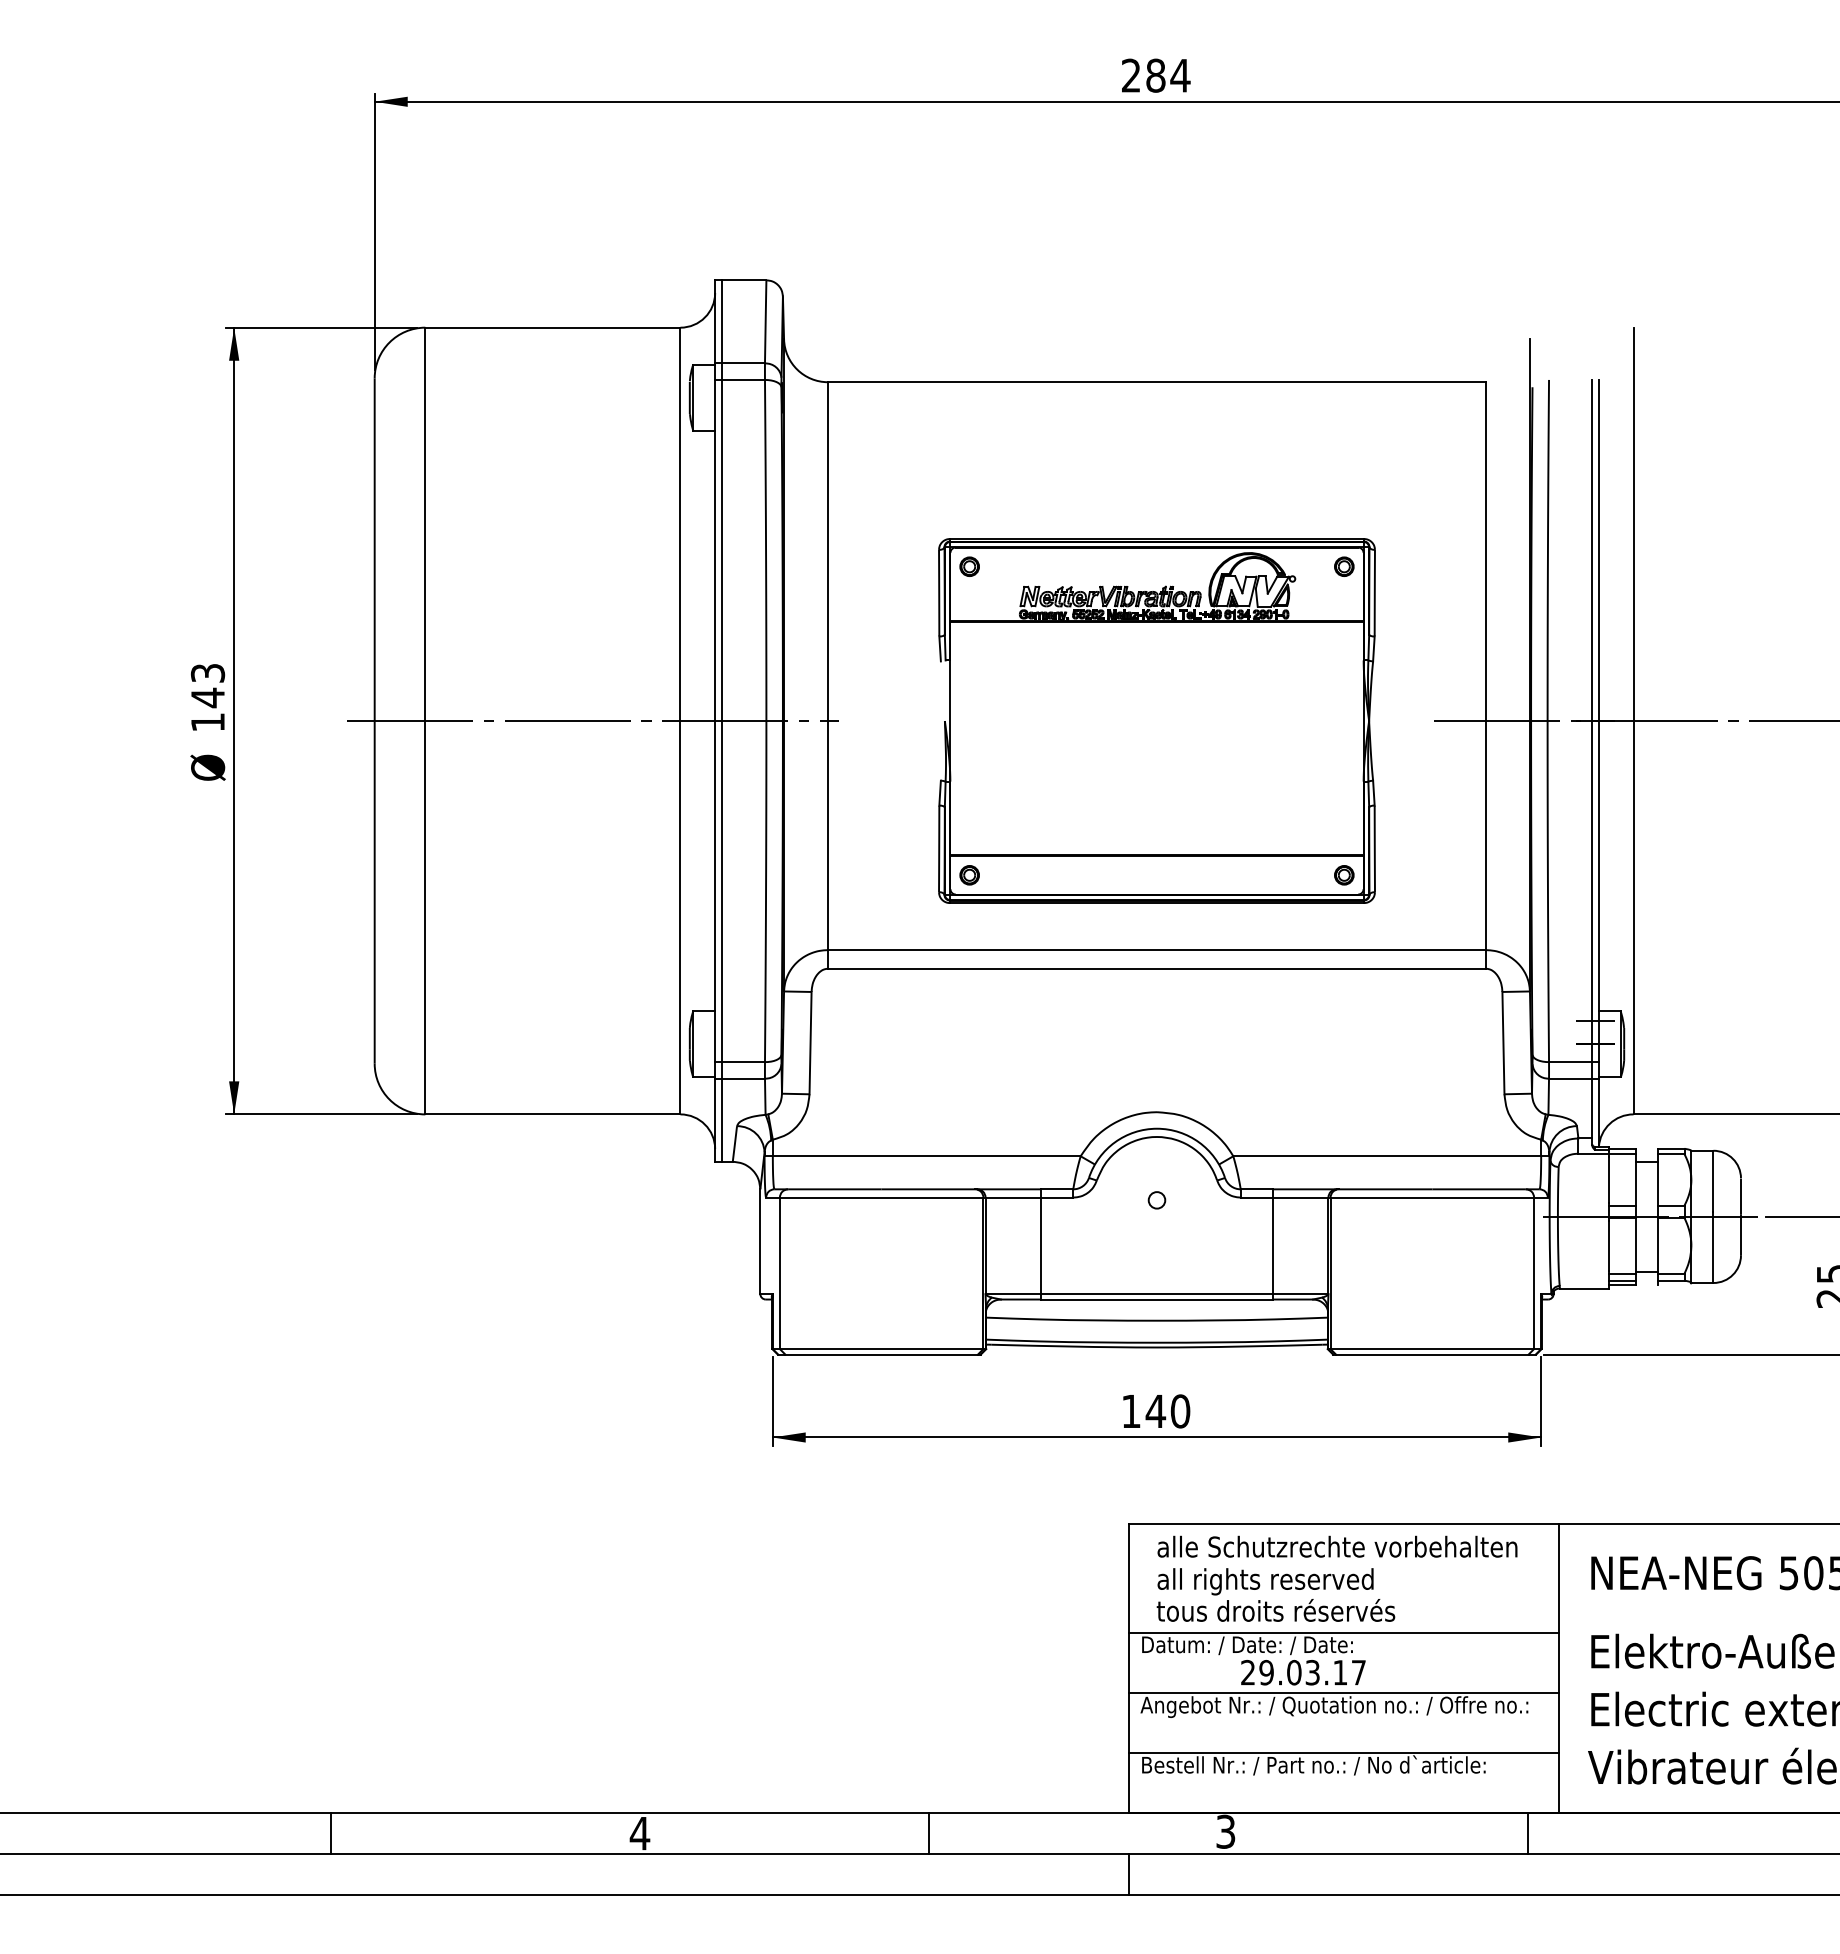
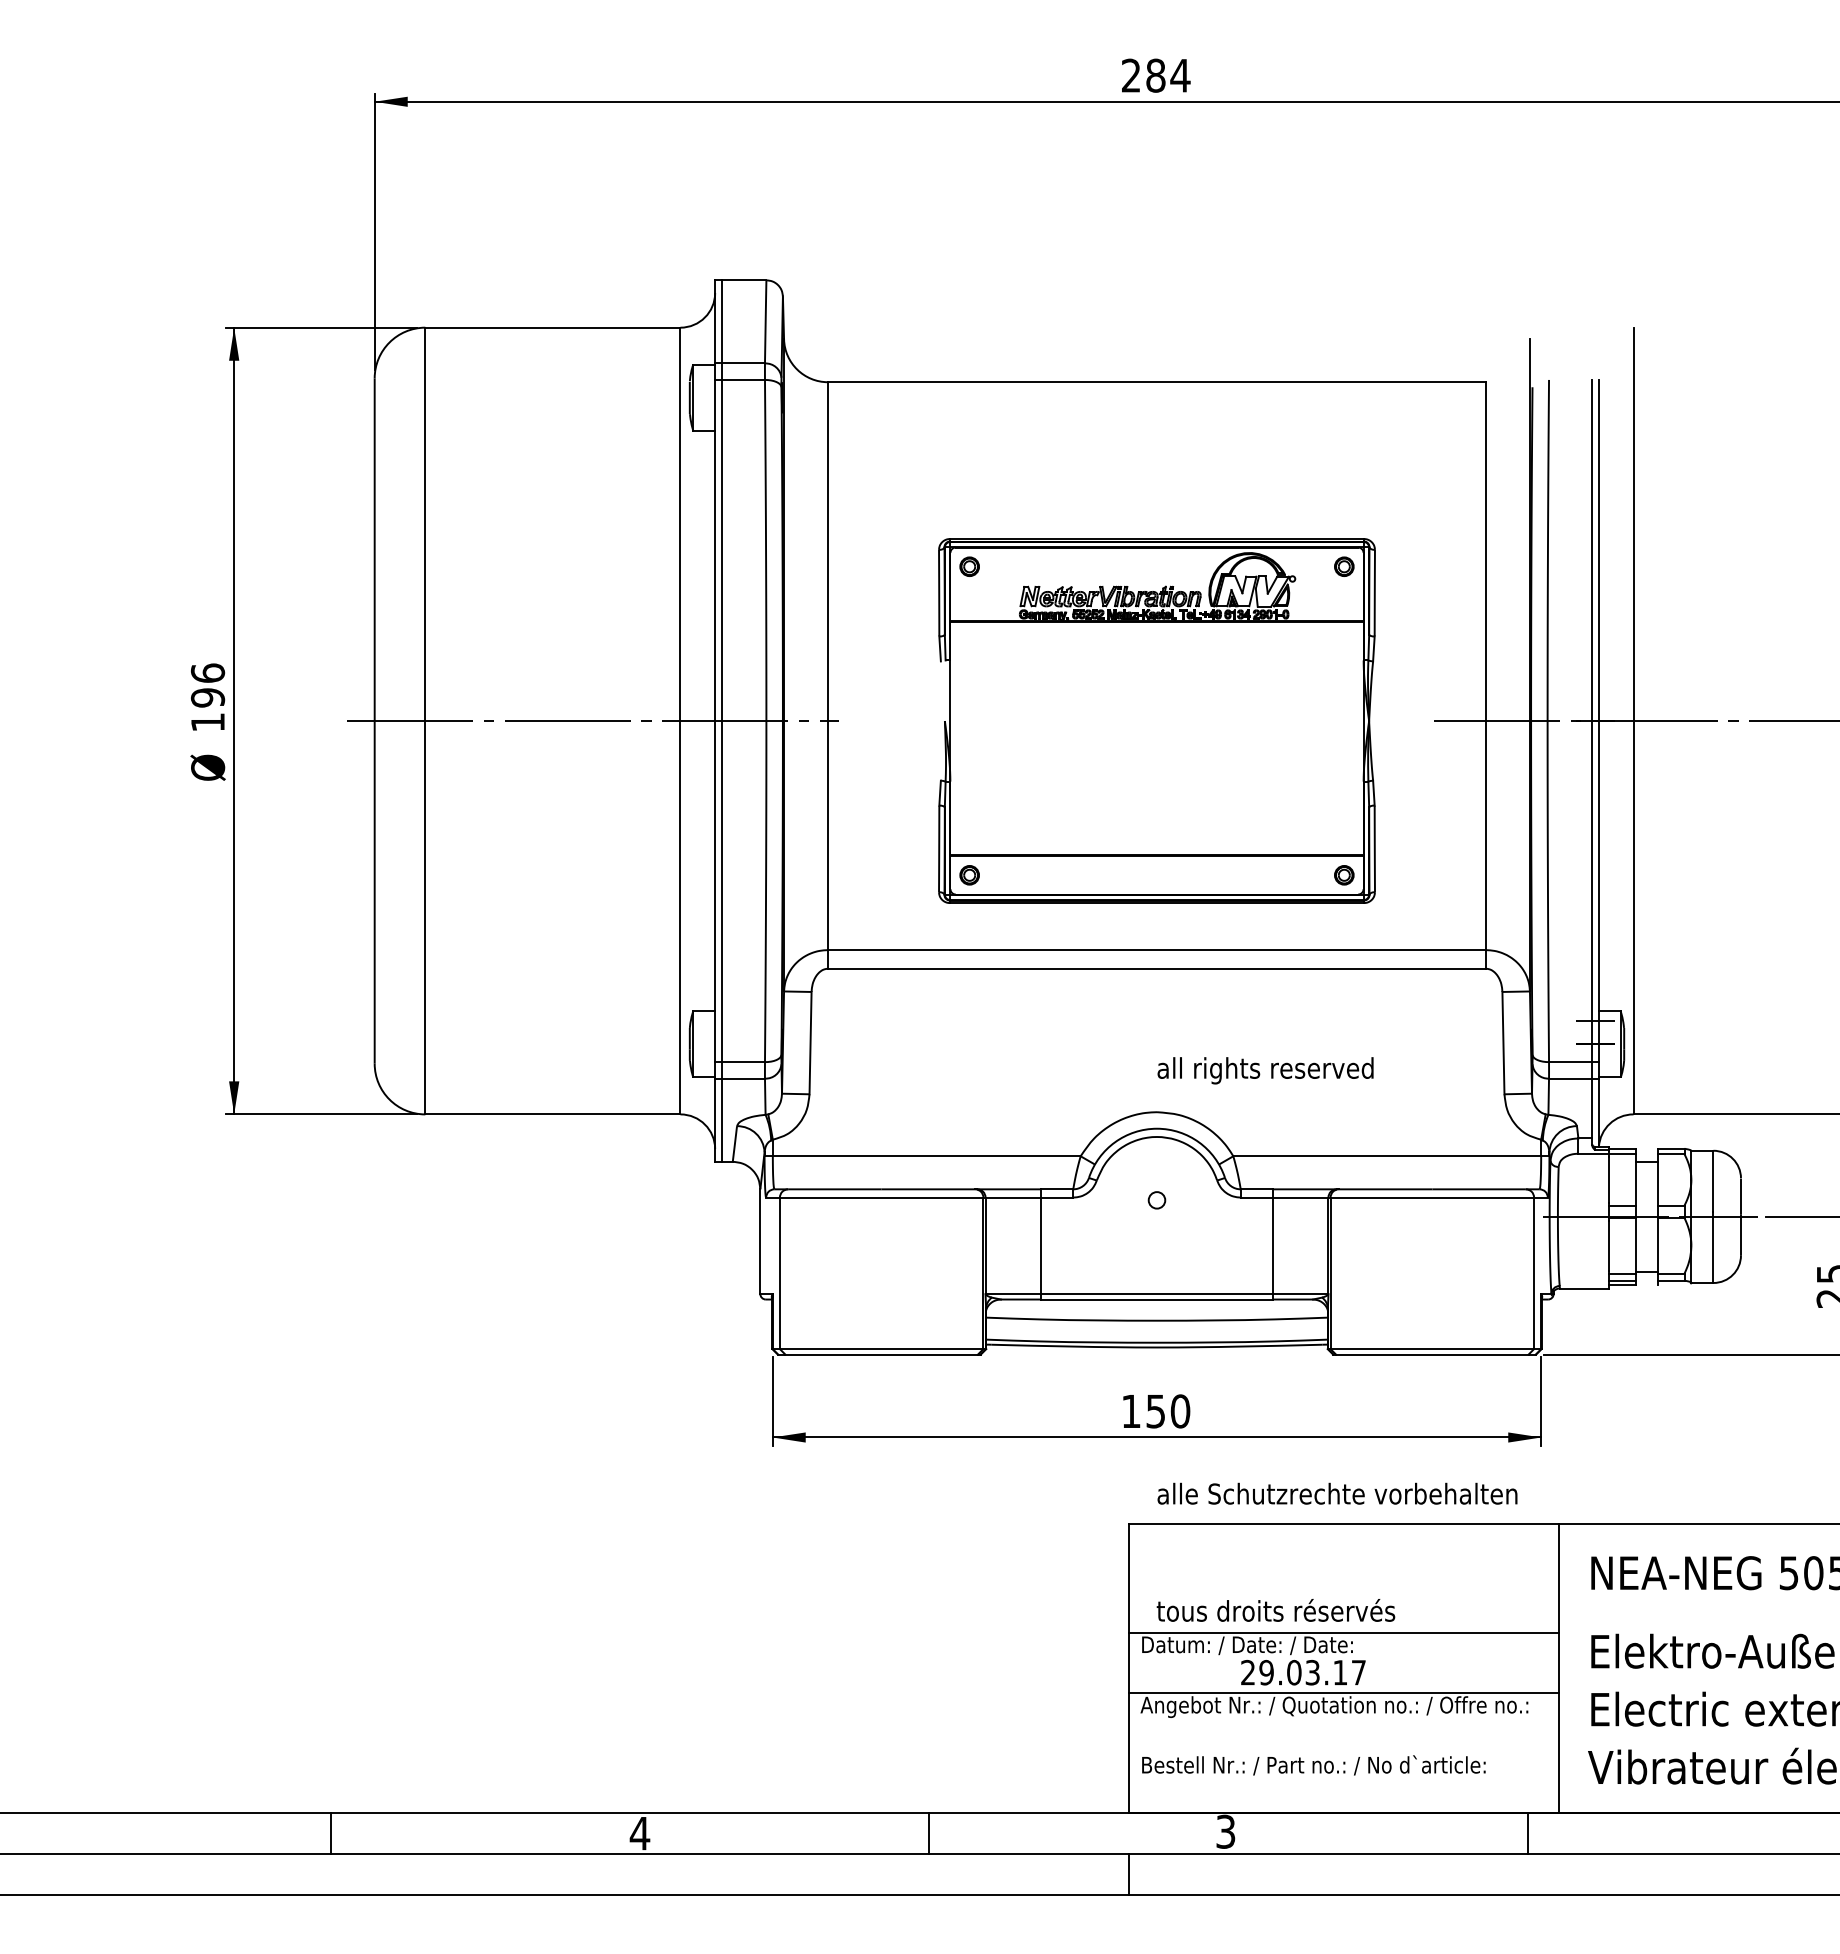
text: 143 -> 196 (207, 685)
text: 140 -> 150 (1155, 1411)
text position: (1337, 1546) -> (1337, 1493) (1337, 1493)
text position: (1265, 1581) -> (1265, 1070) (1265, 1070)
line: present -> none (1343, 1752)
